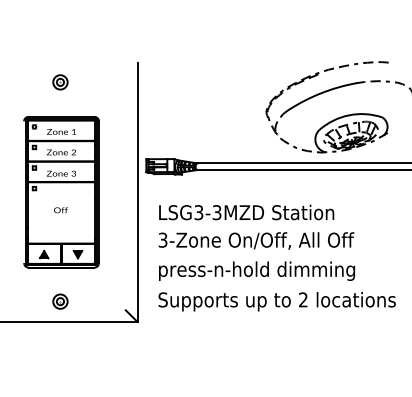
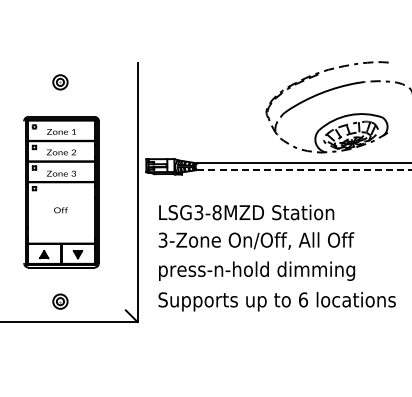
line: solid -> dashed (304, 170)
text: LSG3-3MZD -> LSG3-8MZD (216, 212)
text: 2 -> 6 (303, 299)
